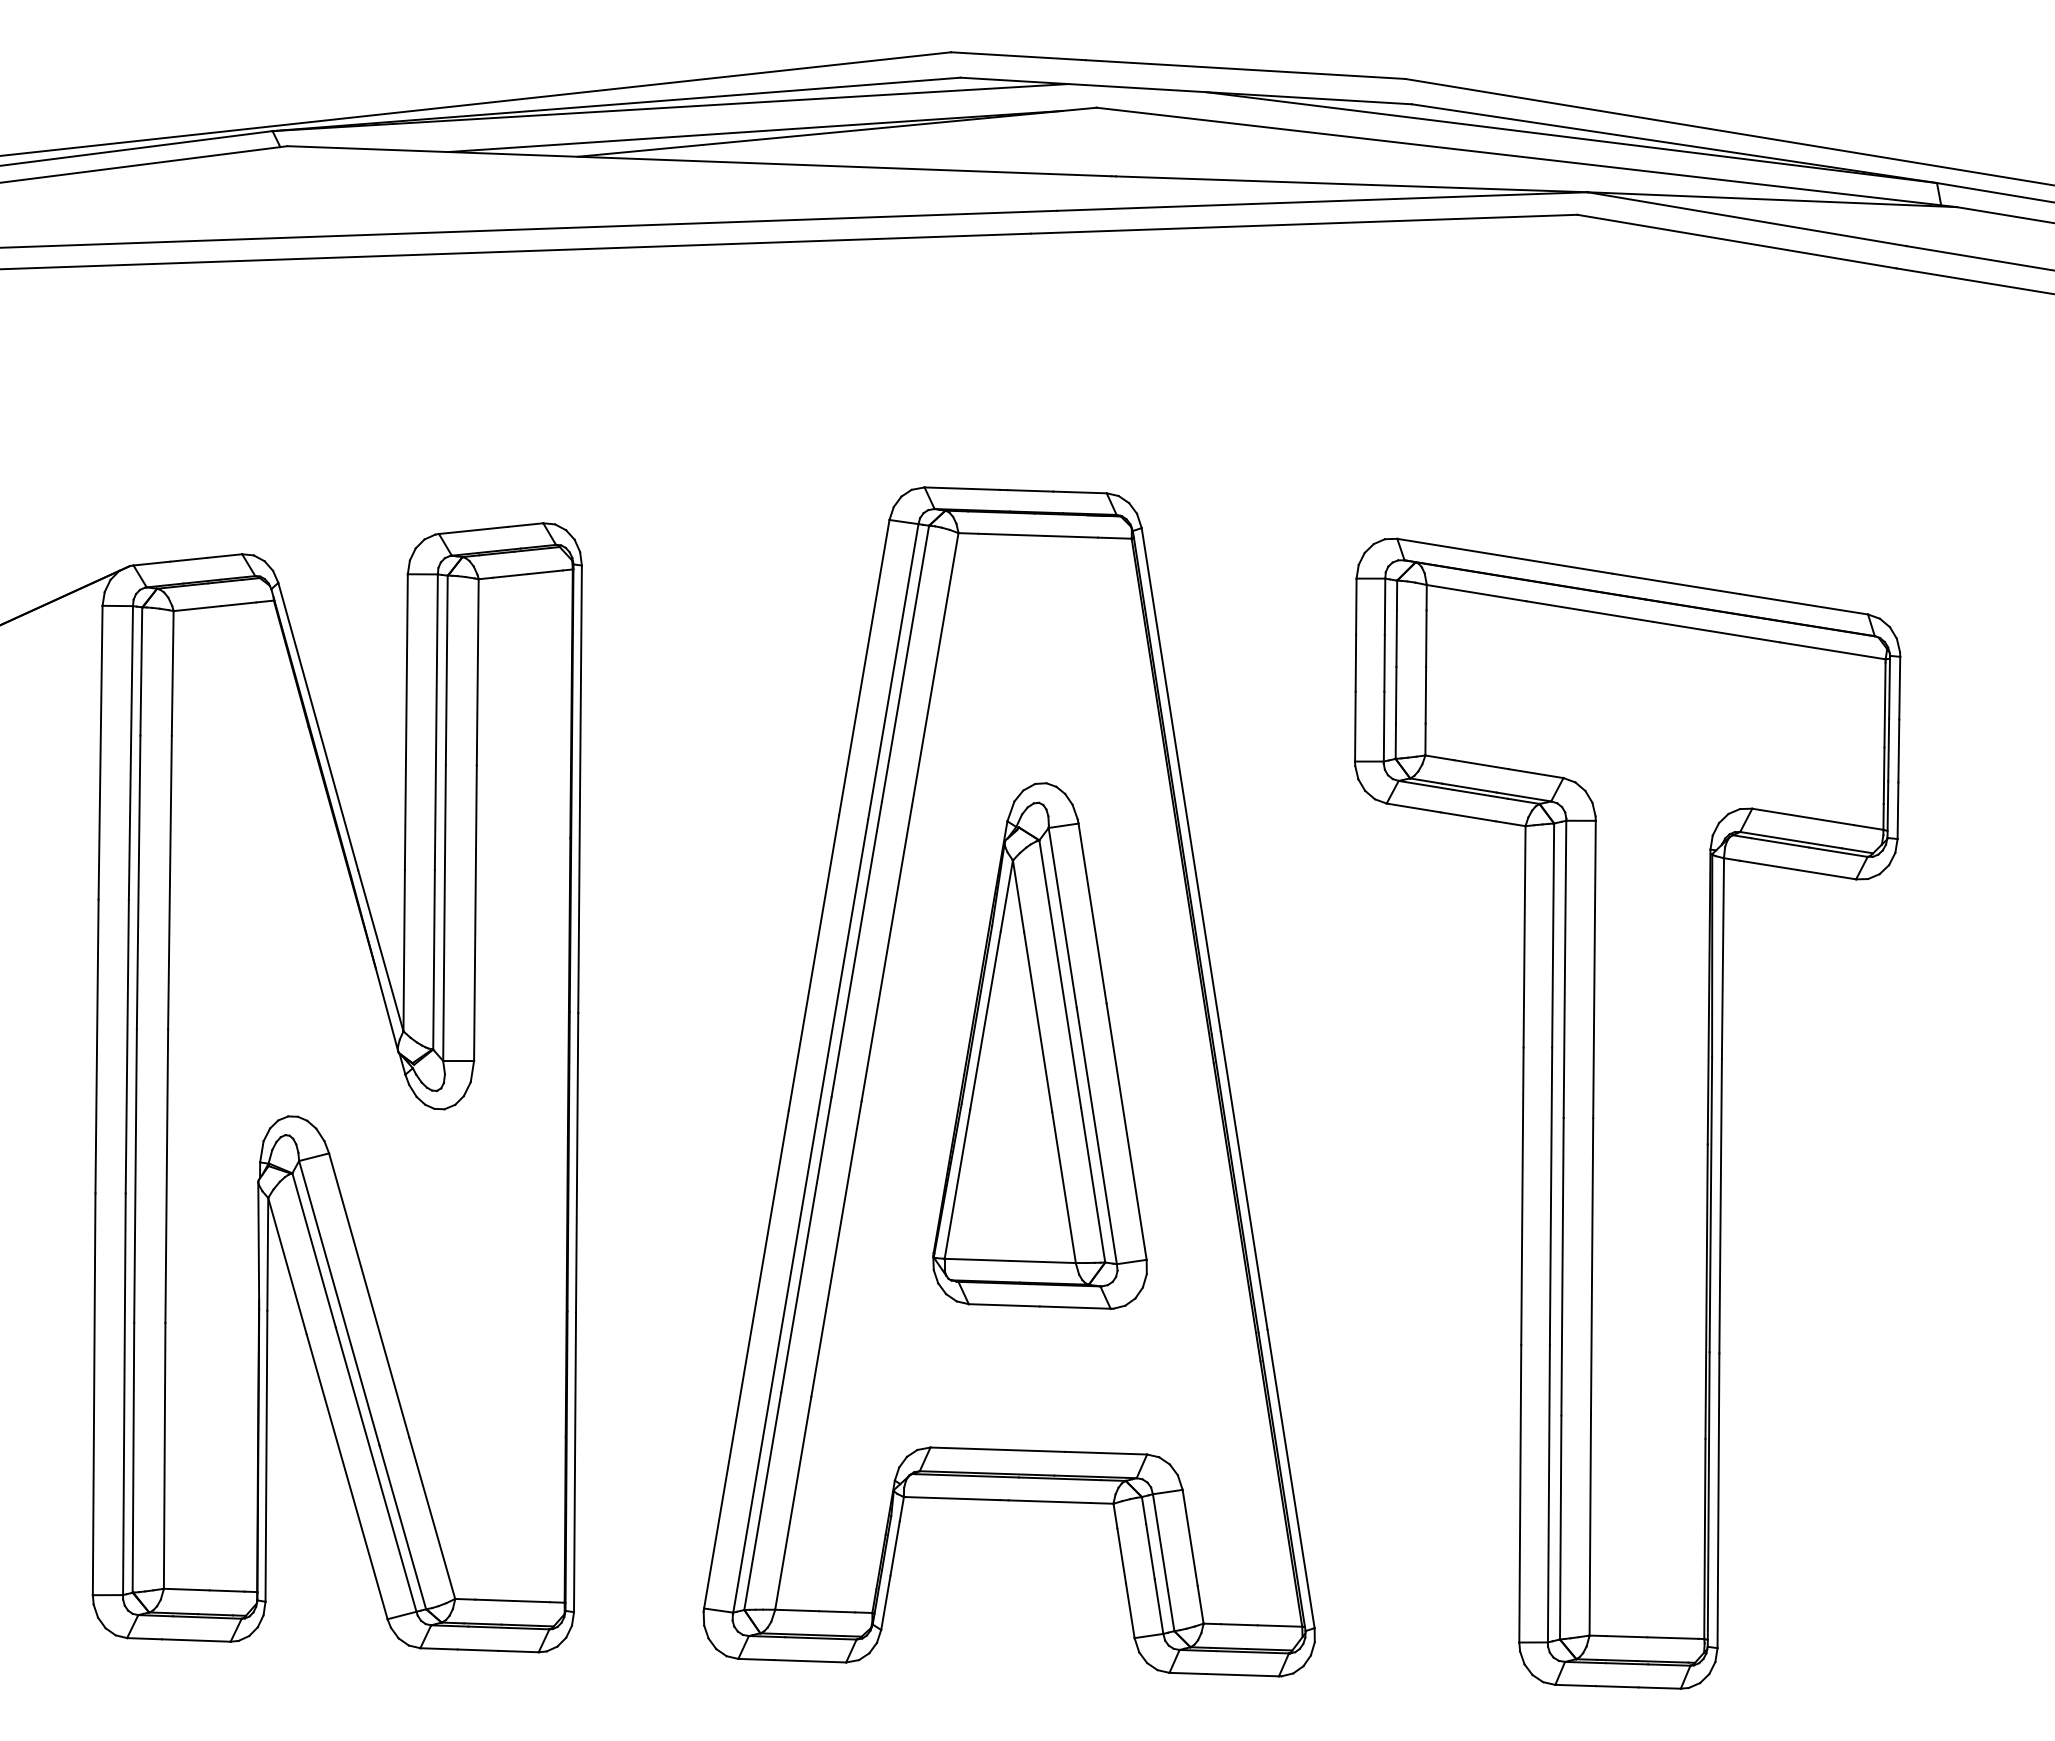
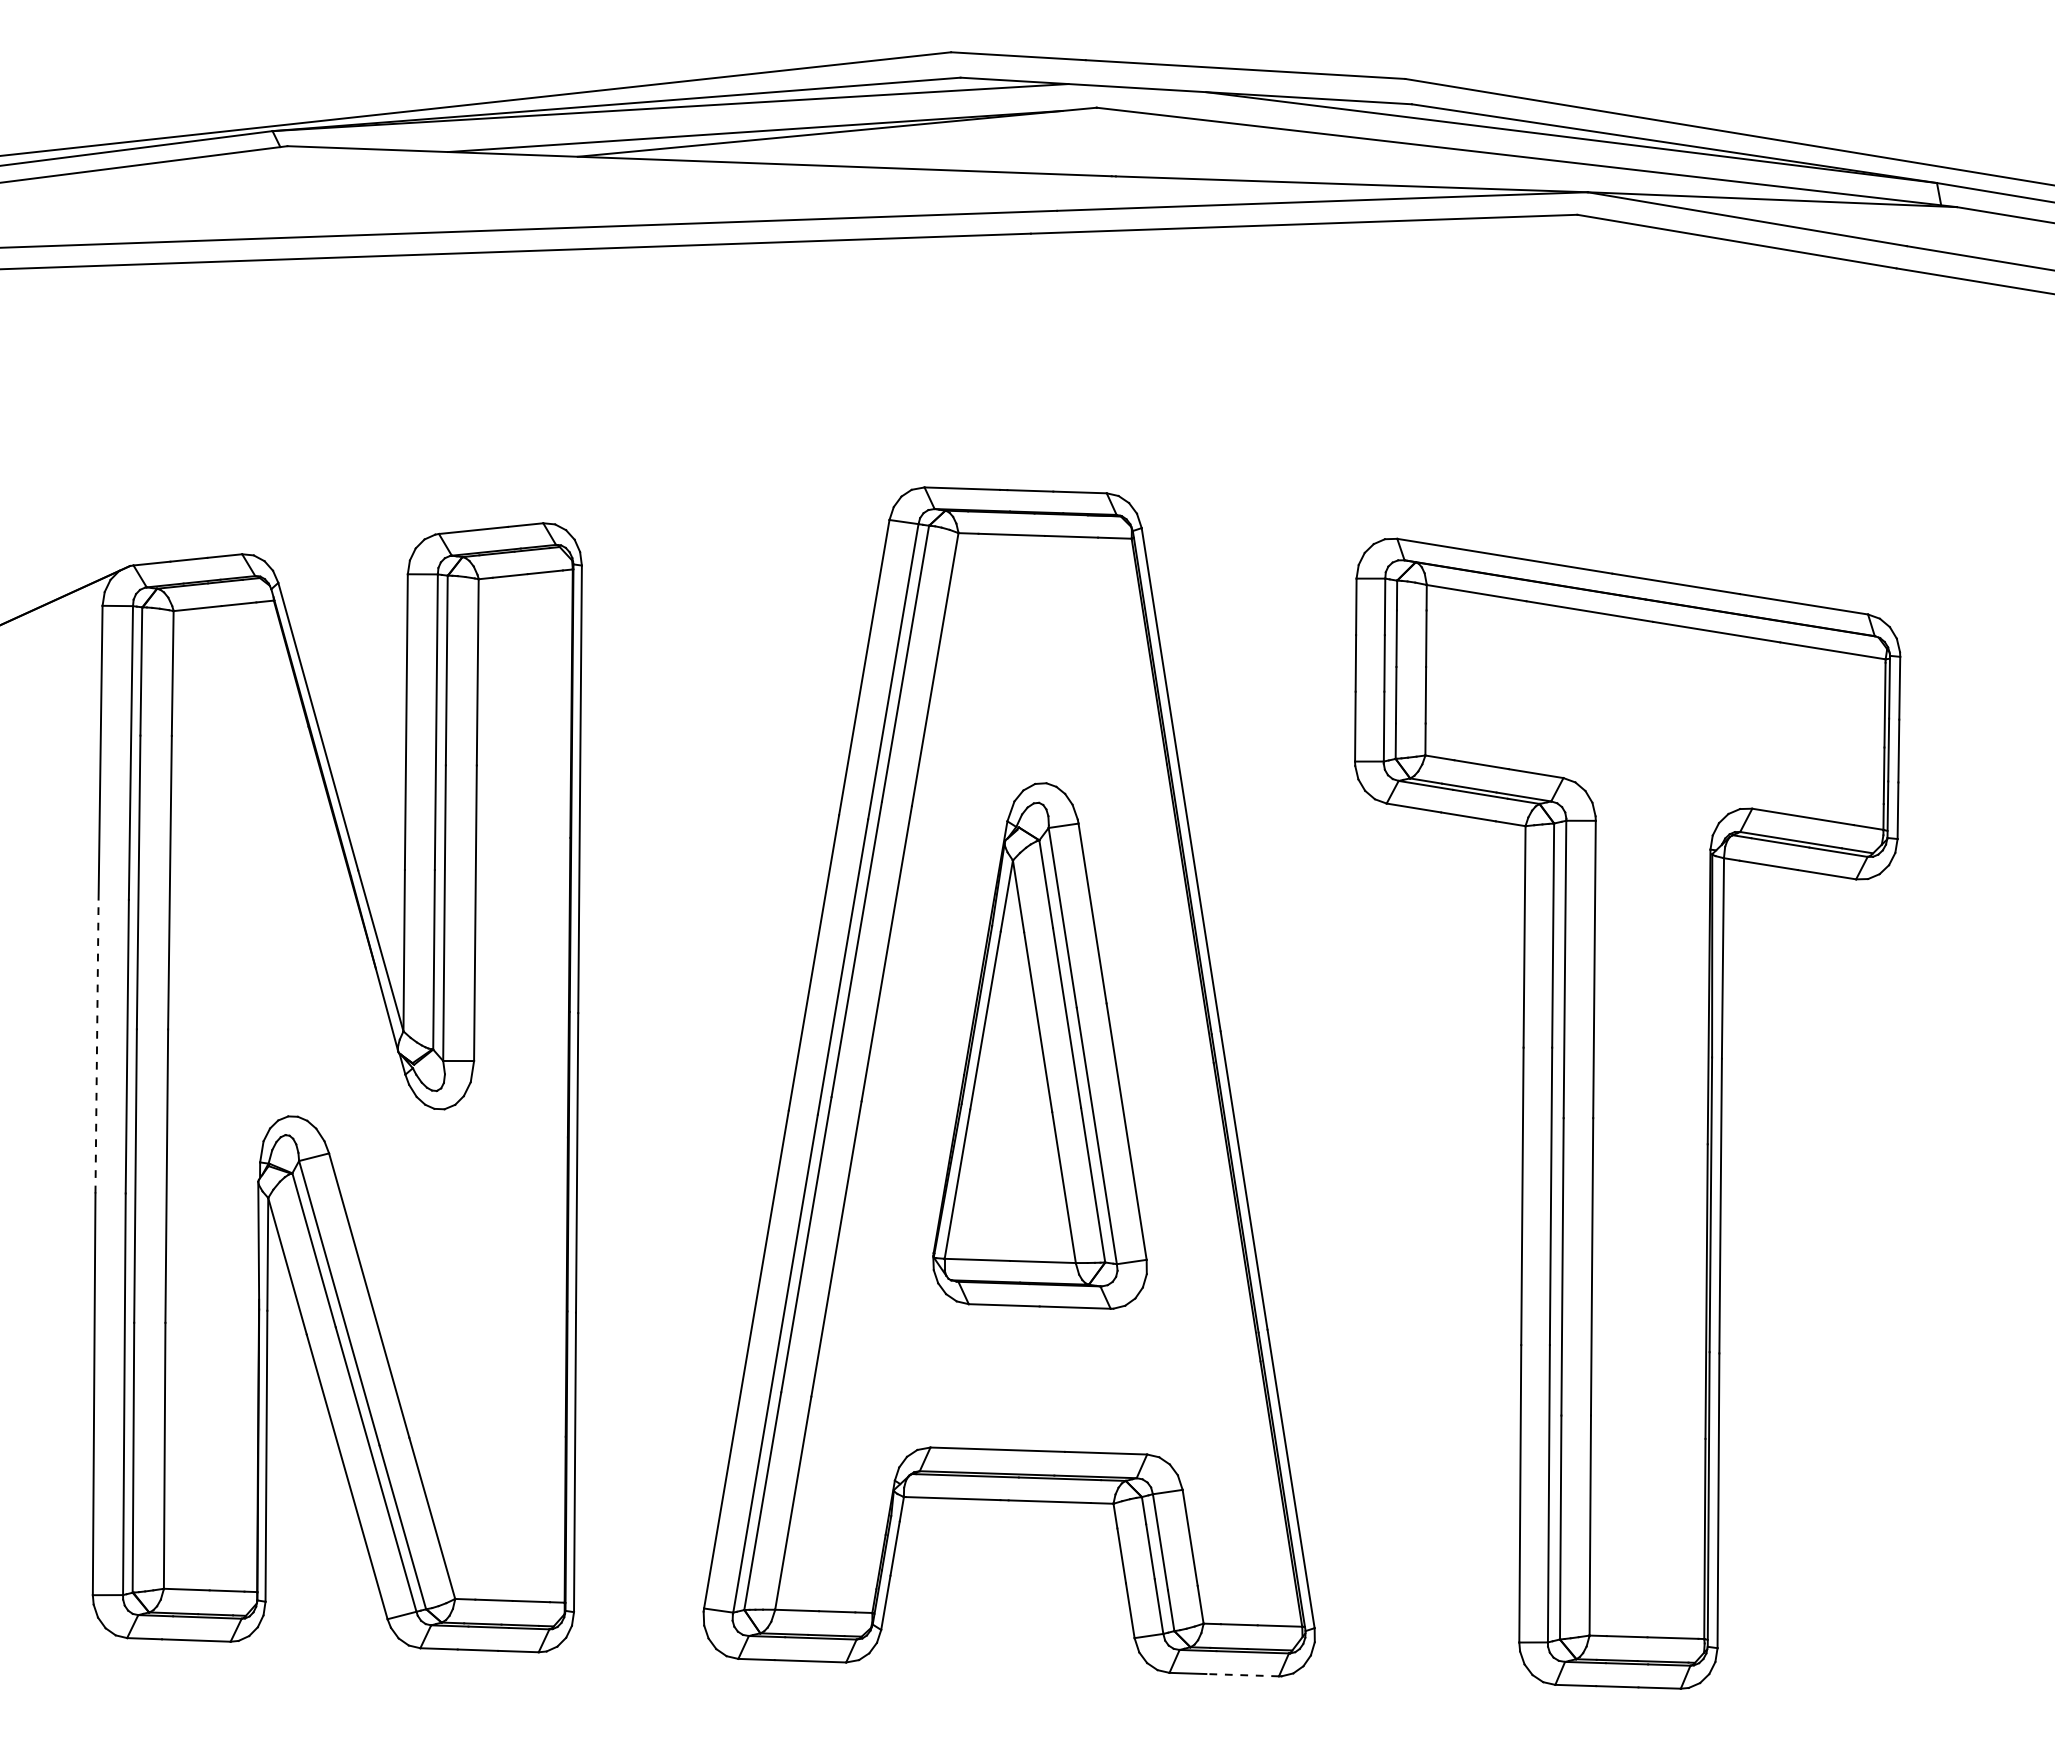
line: solid -> dashed (97, 1046)
line: solid -> dashed (1242, 1675)
